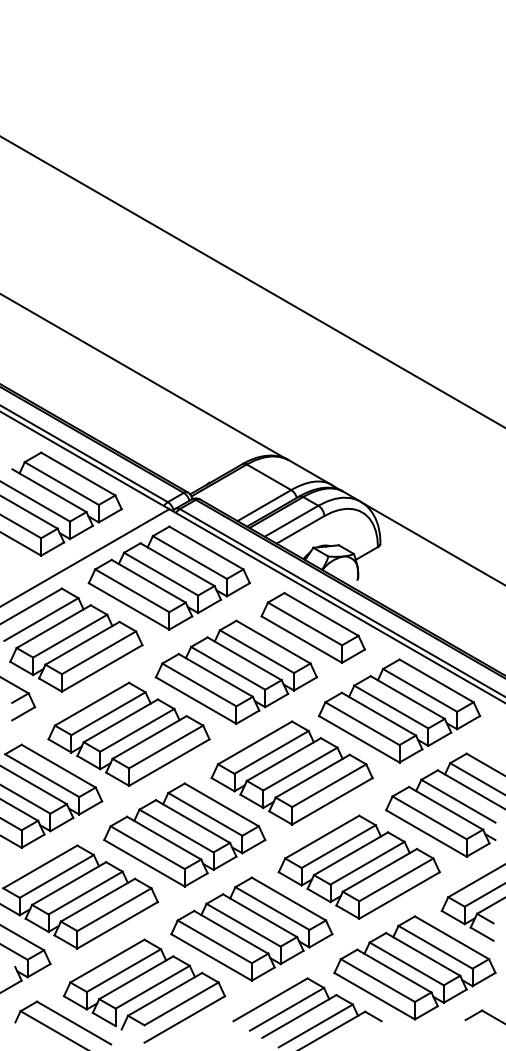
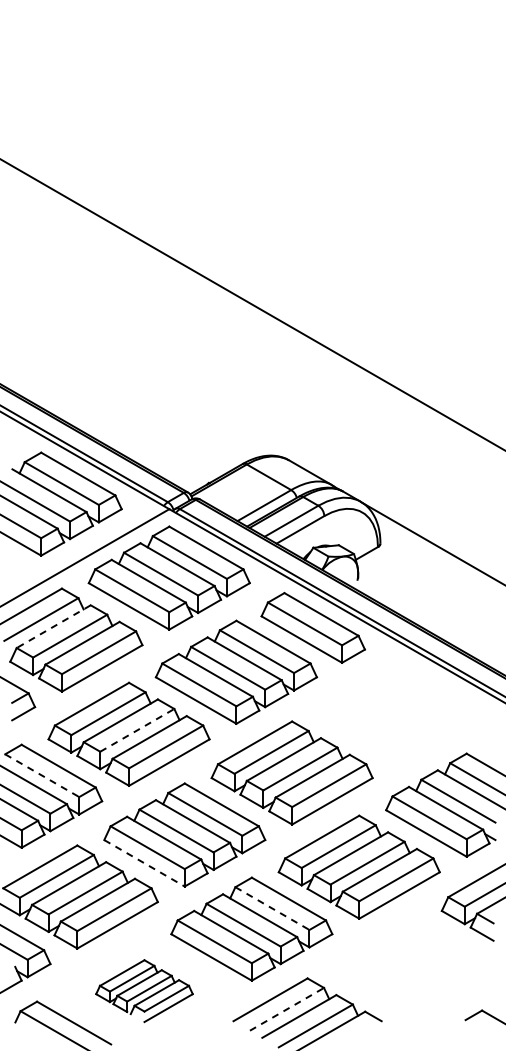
line position: (252, 281) -> (252, 304) (252, 304)
line: present -> none (144, 377)
line: solid -> dashed (53, 626)
part: present -> none (399, 710)
line: solid -> dashed (137, 730)
line: solid -> dashed (42, 775)
line: solid -> dashed (144, 863)
line: solid -> dashed (272, 908)
part: present -> none (414, 967)
part size: 165x106 px -> 99x65 px (144, 991)
line: solid -> dashed (287, 1009)
